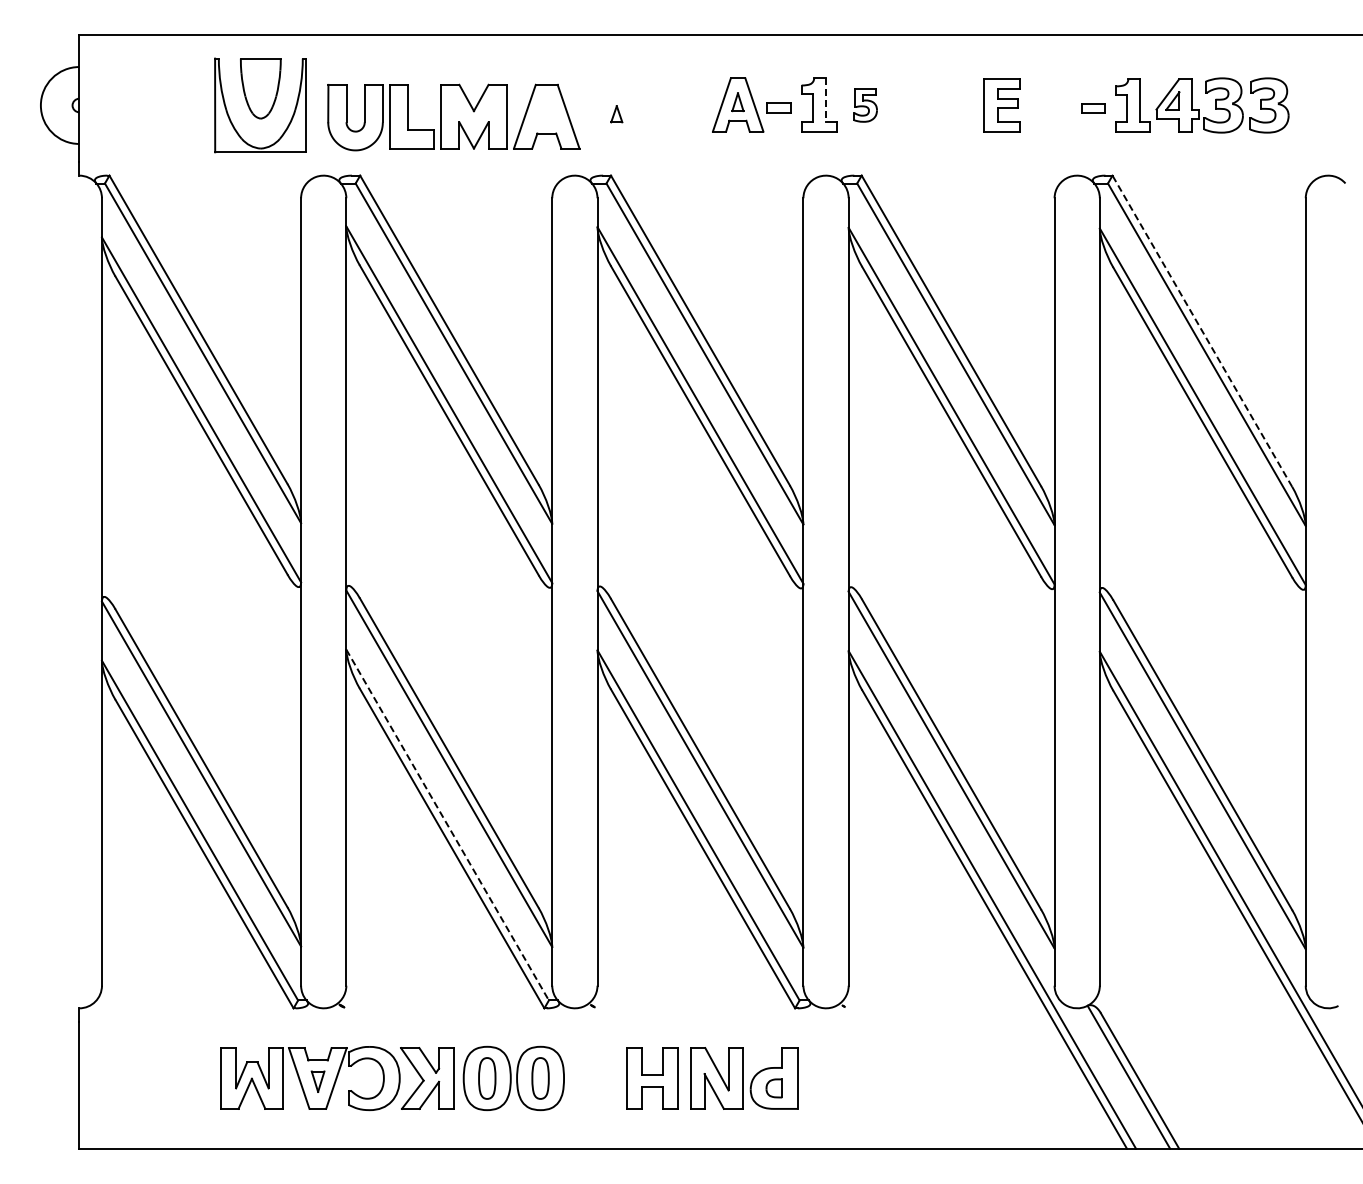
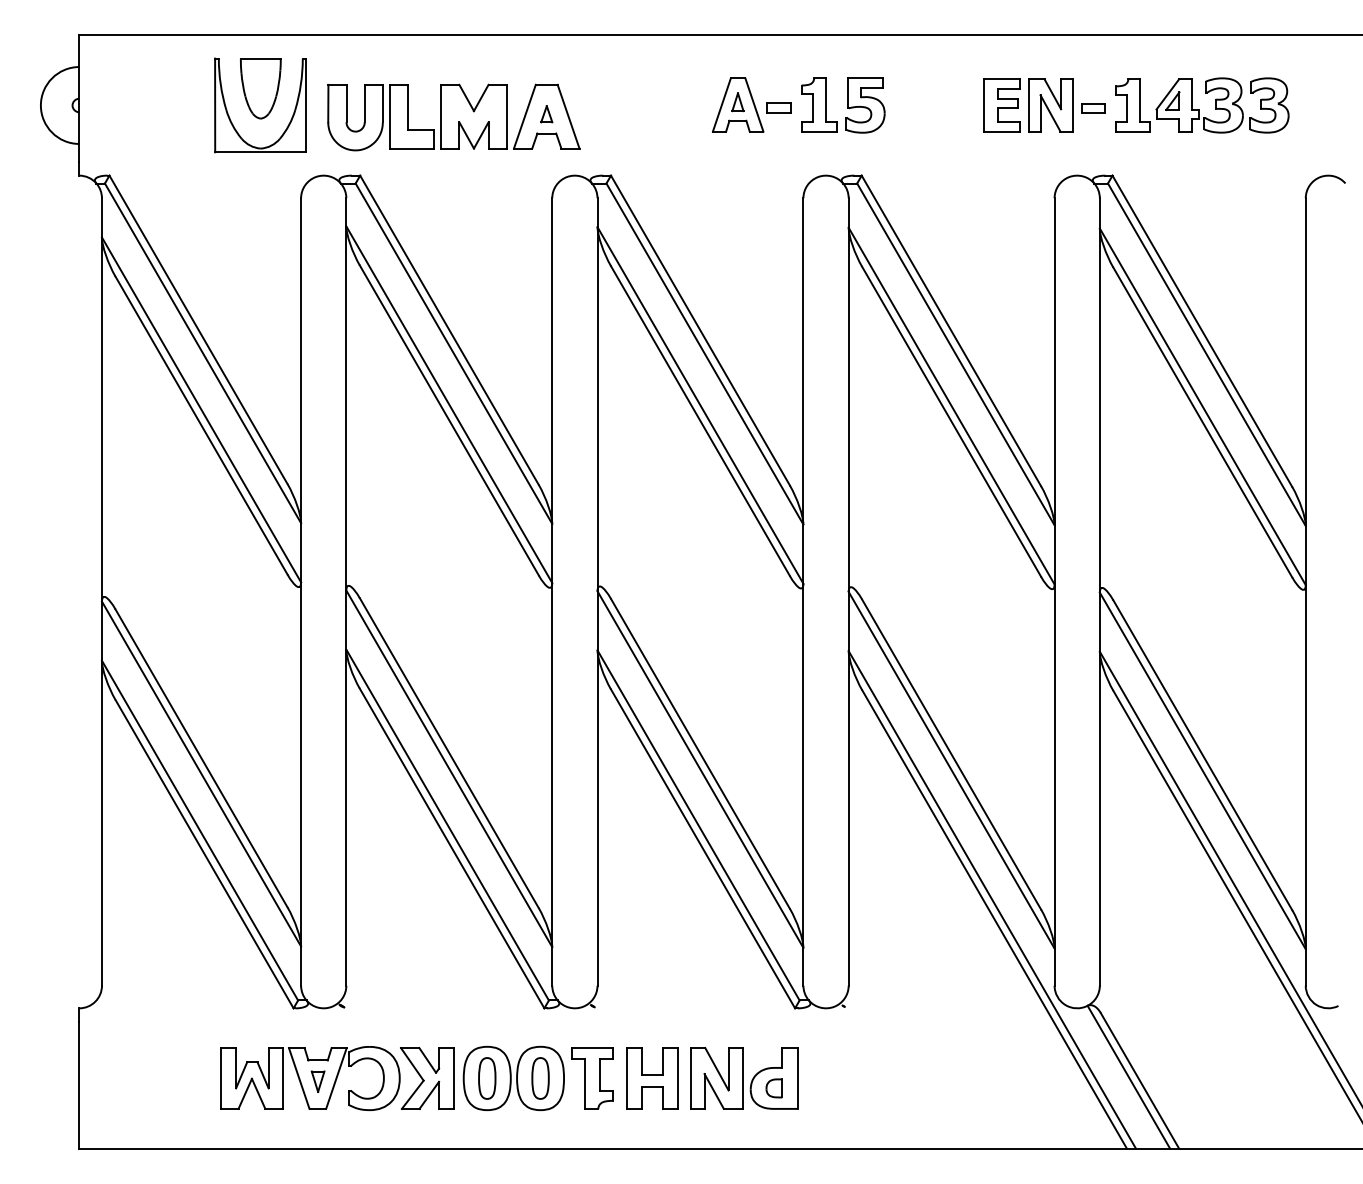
line: dashed -> solid (825, 100)
part size: 25x35 px -> 41x57 px (865, 105)
part: none -> present (1050, 105)
part position: (616, 114) -> (546, 114) (546, 114)
line: dashed -> solid (1202, 331)
line: dashed -> solid (447, 825)
part: none -> present (592, 1078)
